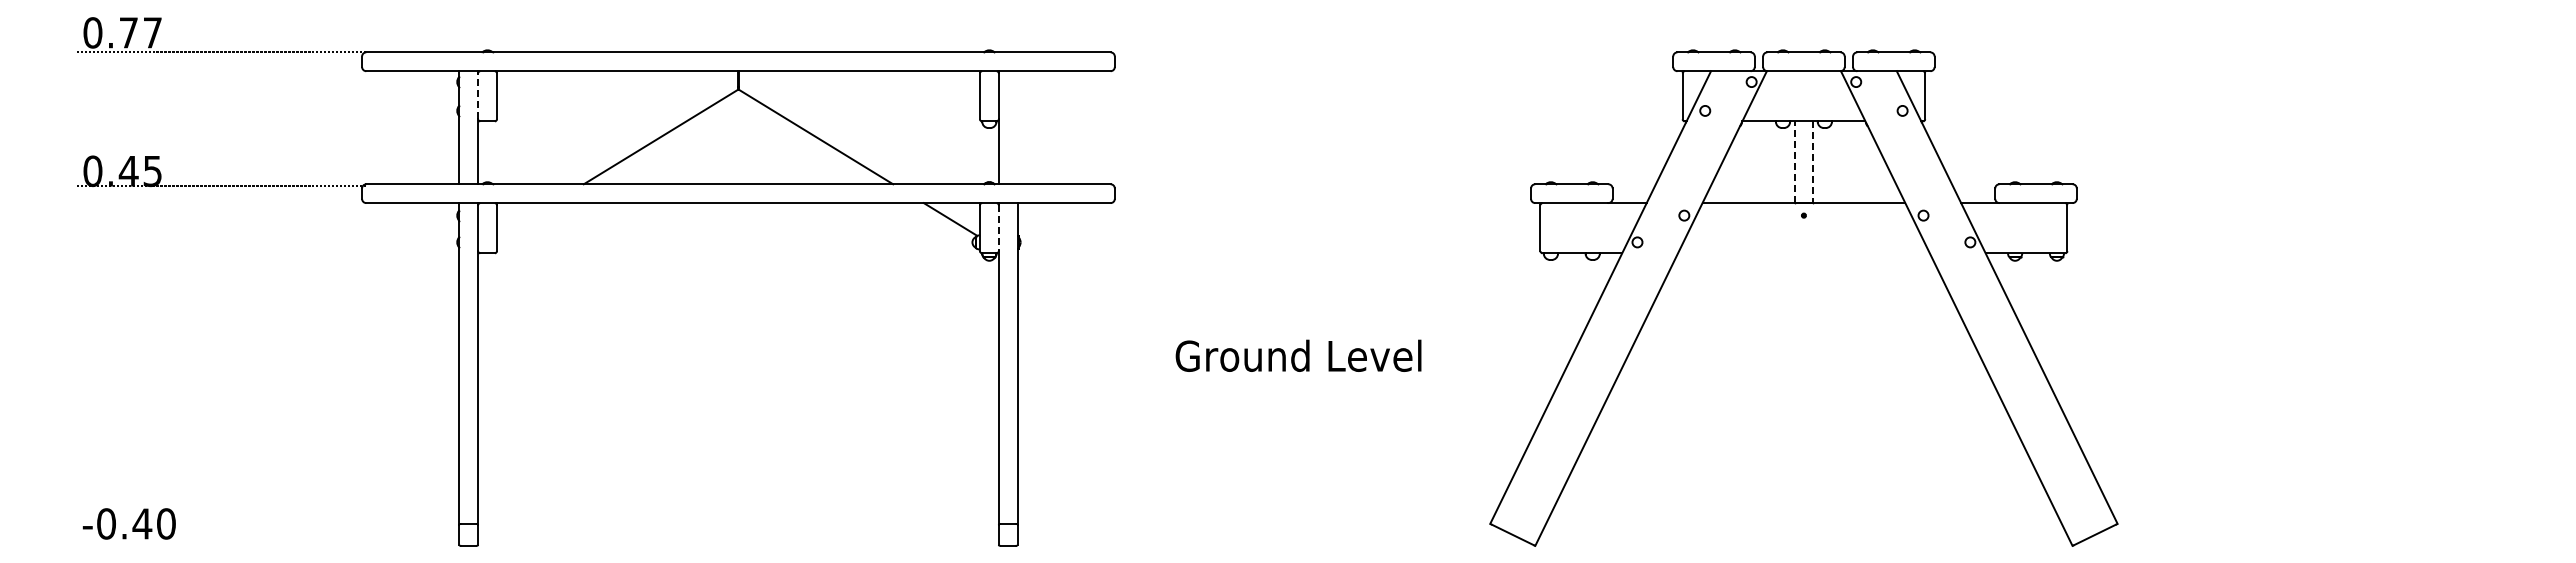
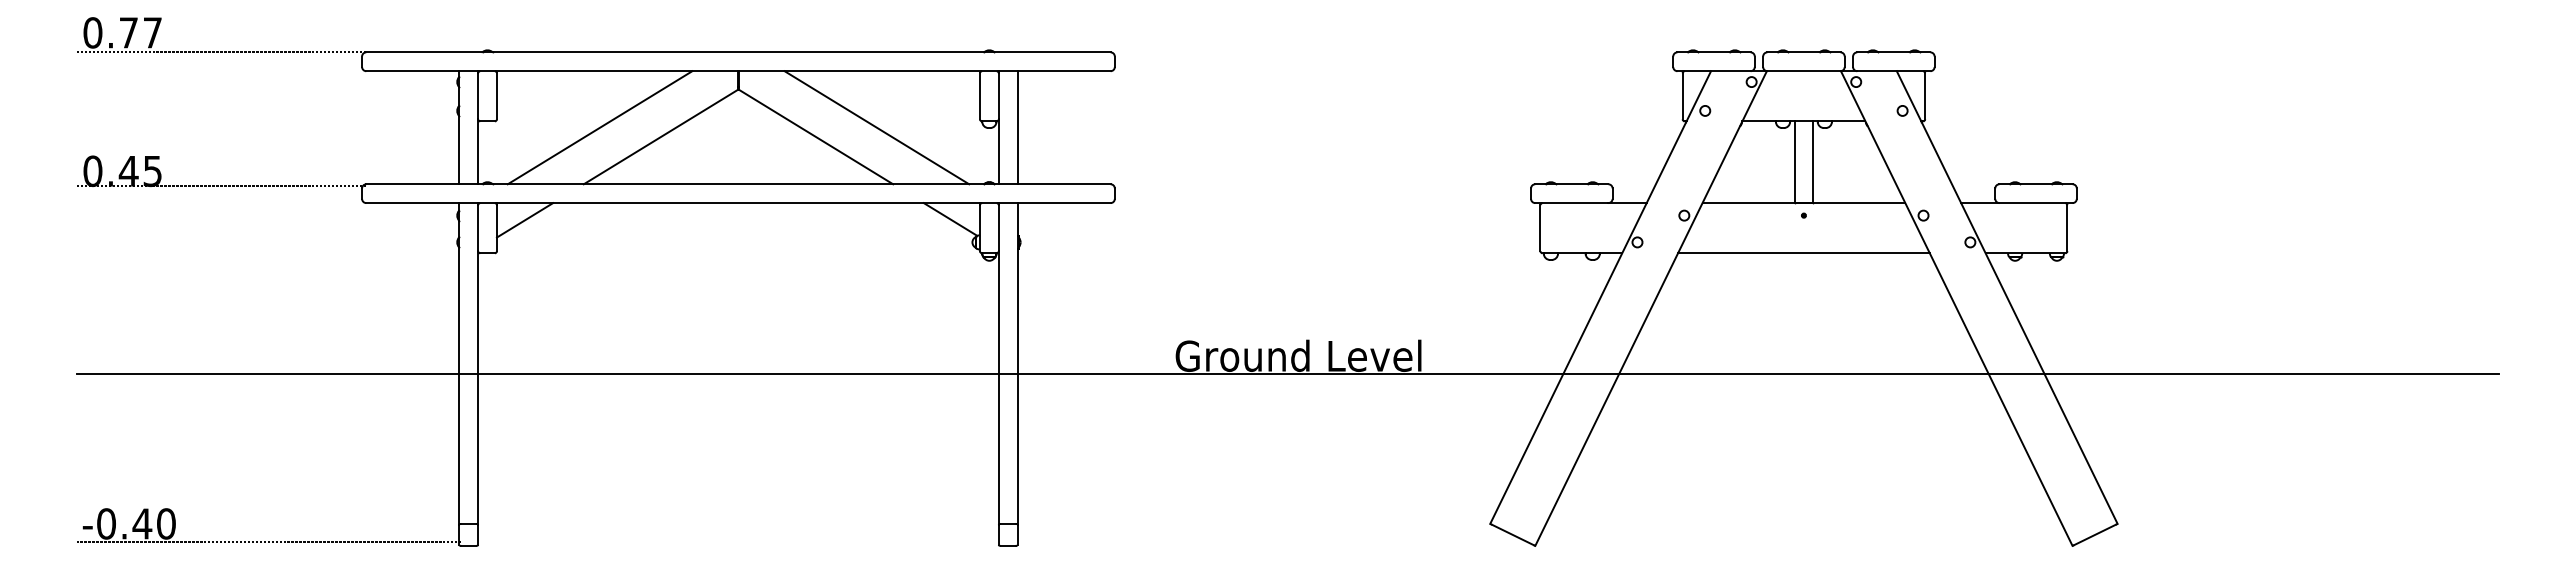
line: dashed -> solid (478, 95)
line: none -> present (599, 127)
line: none -> present (876, 127)
line: none -> present (1017, 127)
line: dashed -> solid (1794, 162)
line: dashed -> solid (1813, 162)
line: none -> present (524, 220)
line: dashed -> solid (998, 228)
line: none -> present (1803, 253)
line: none -> present (1287, 374)
line: none -> present (269, 541)
